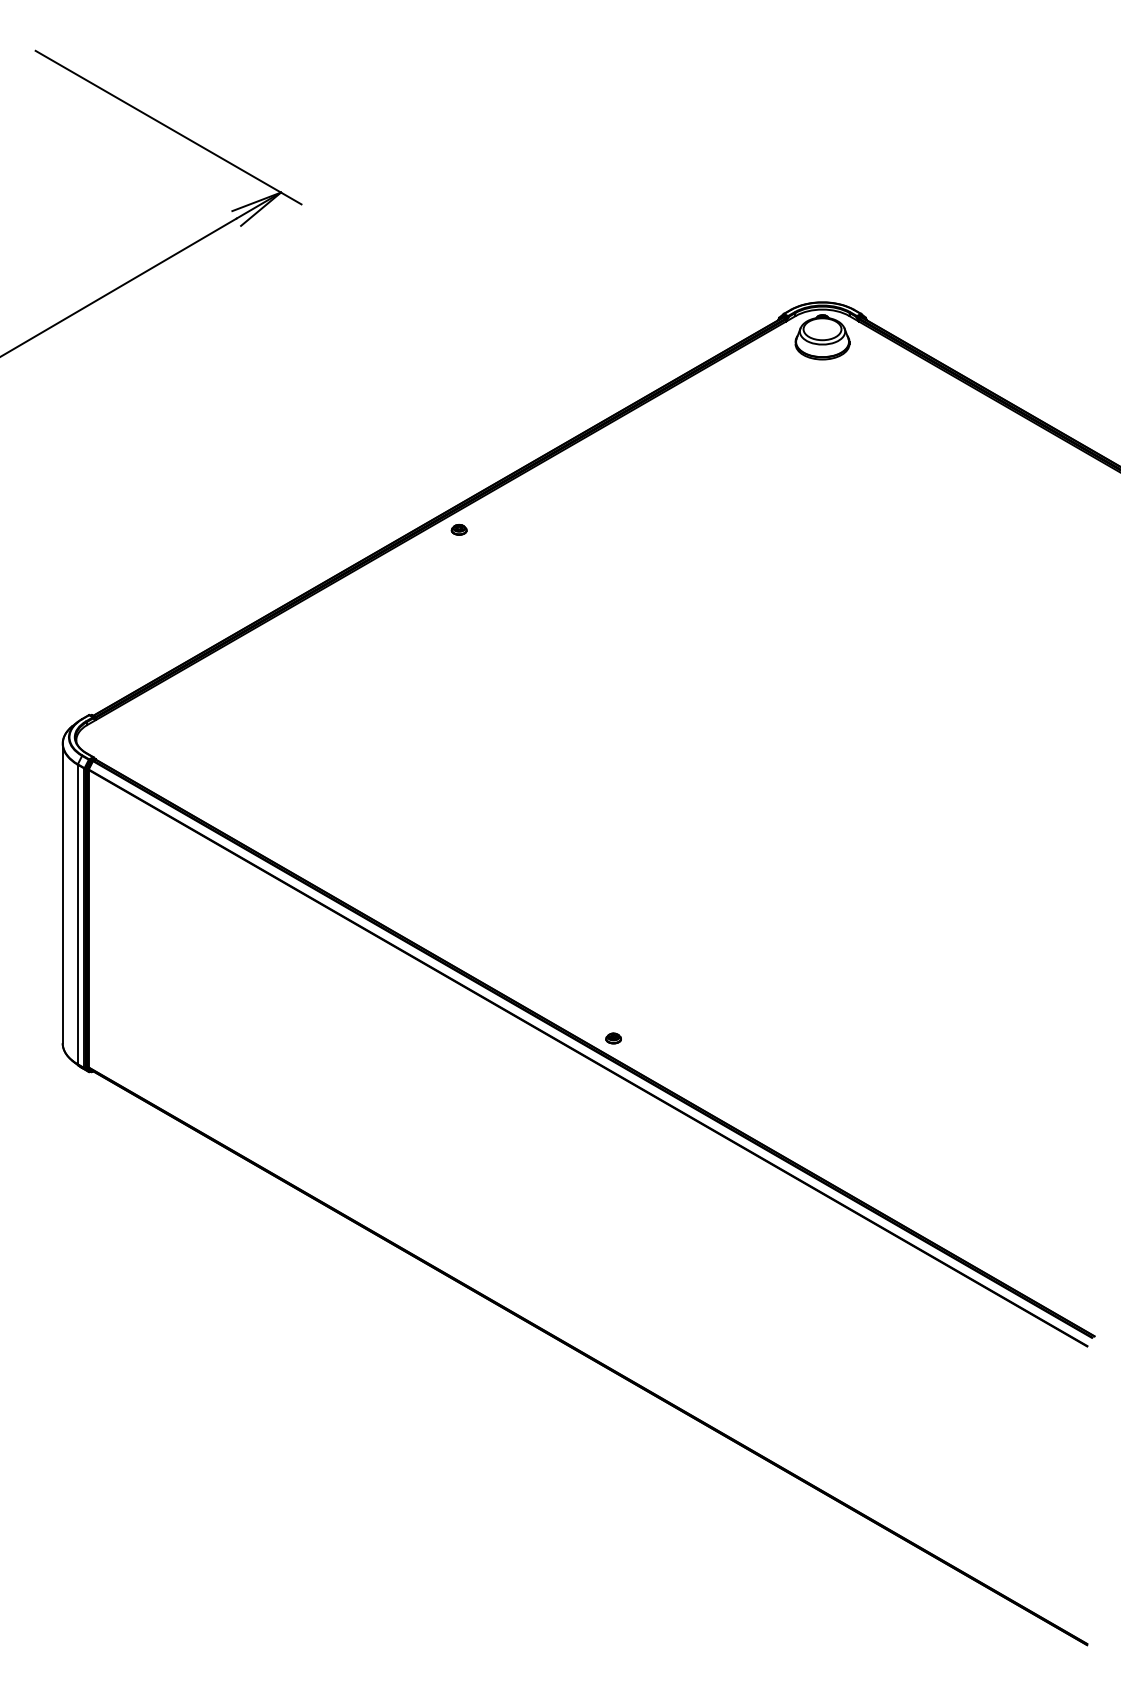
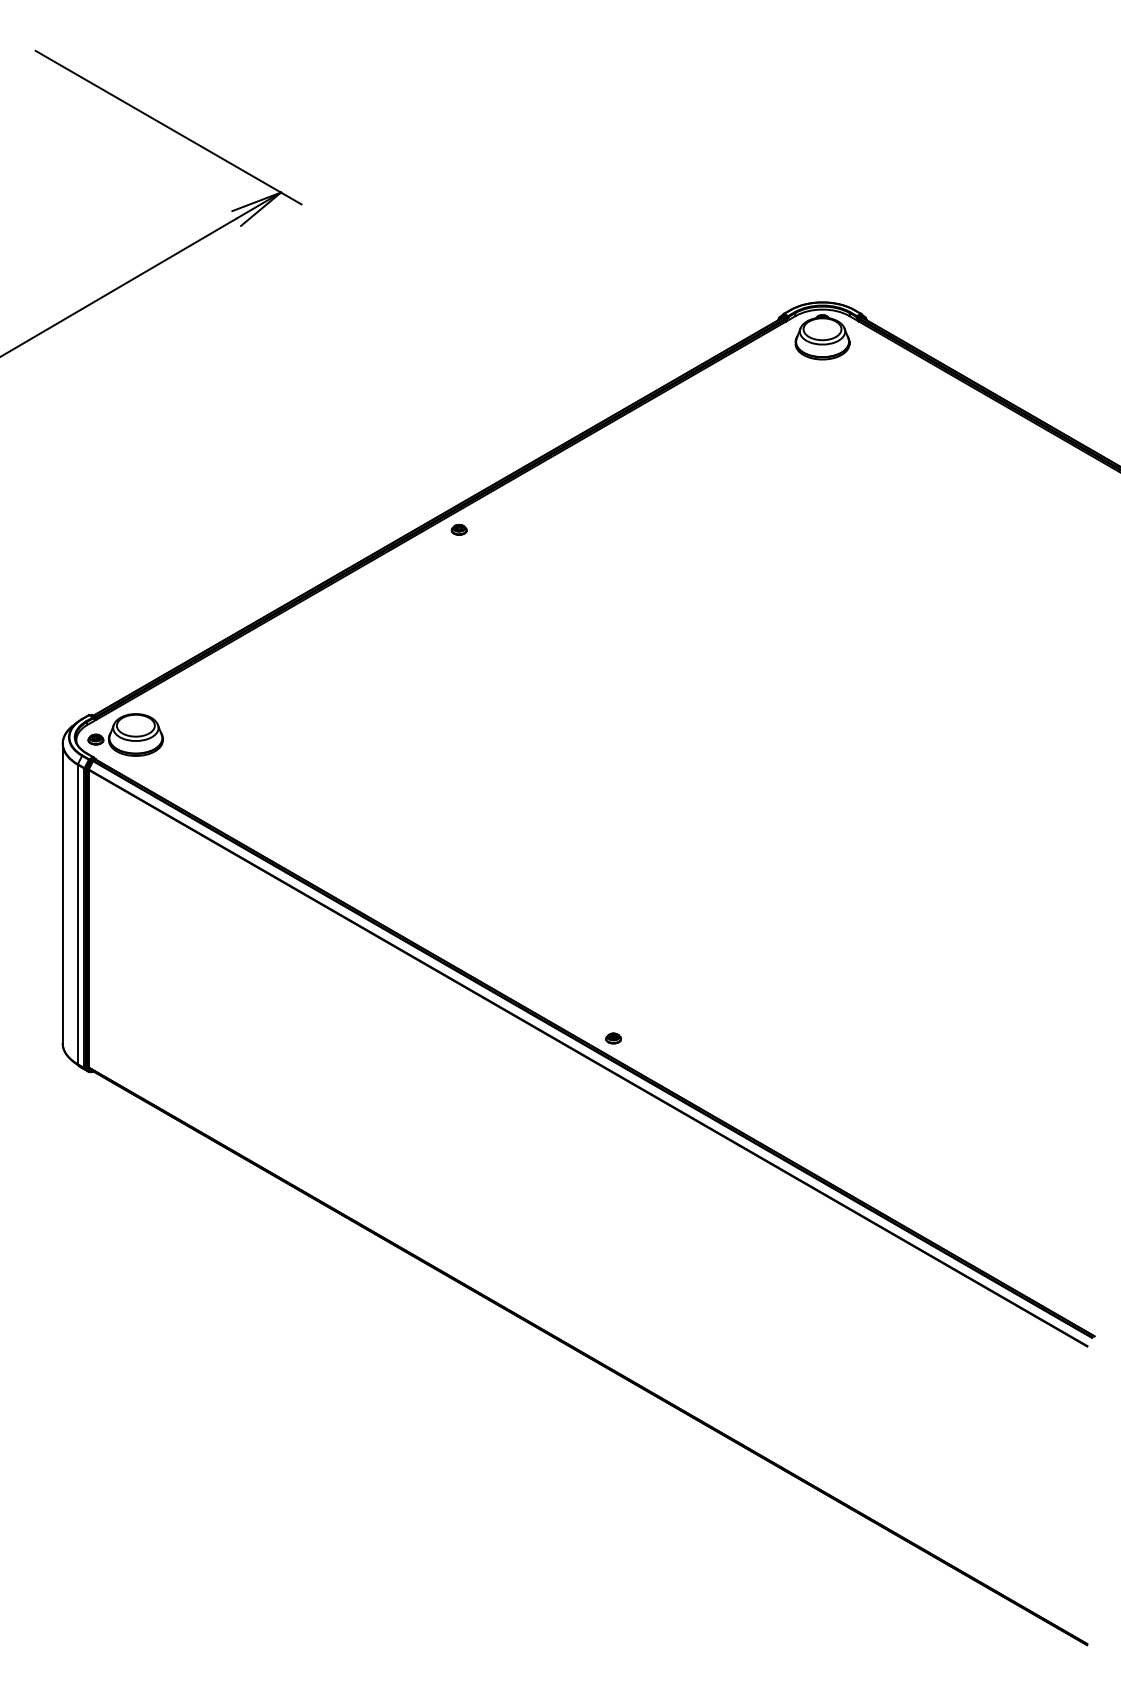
part: none -> present (125, 734)
